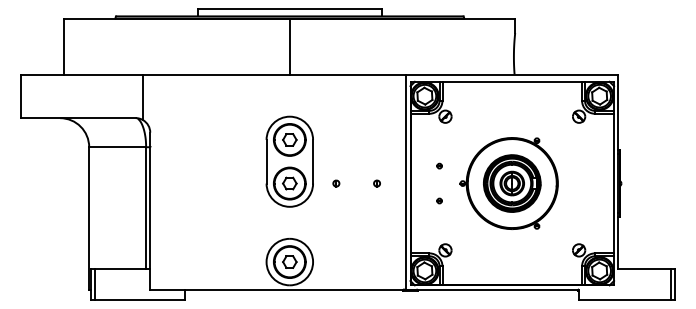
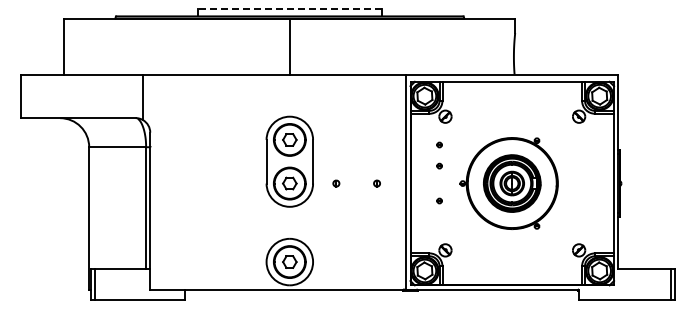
line: solid -> dashed (289, 9)
part: none -> present (439, 144)
